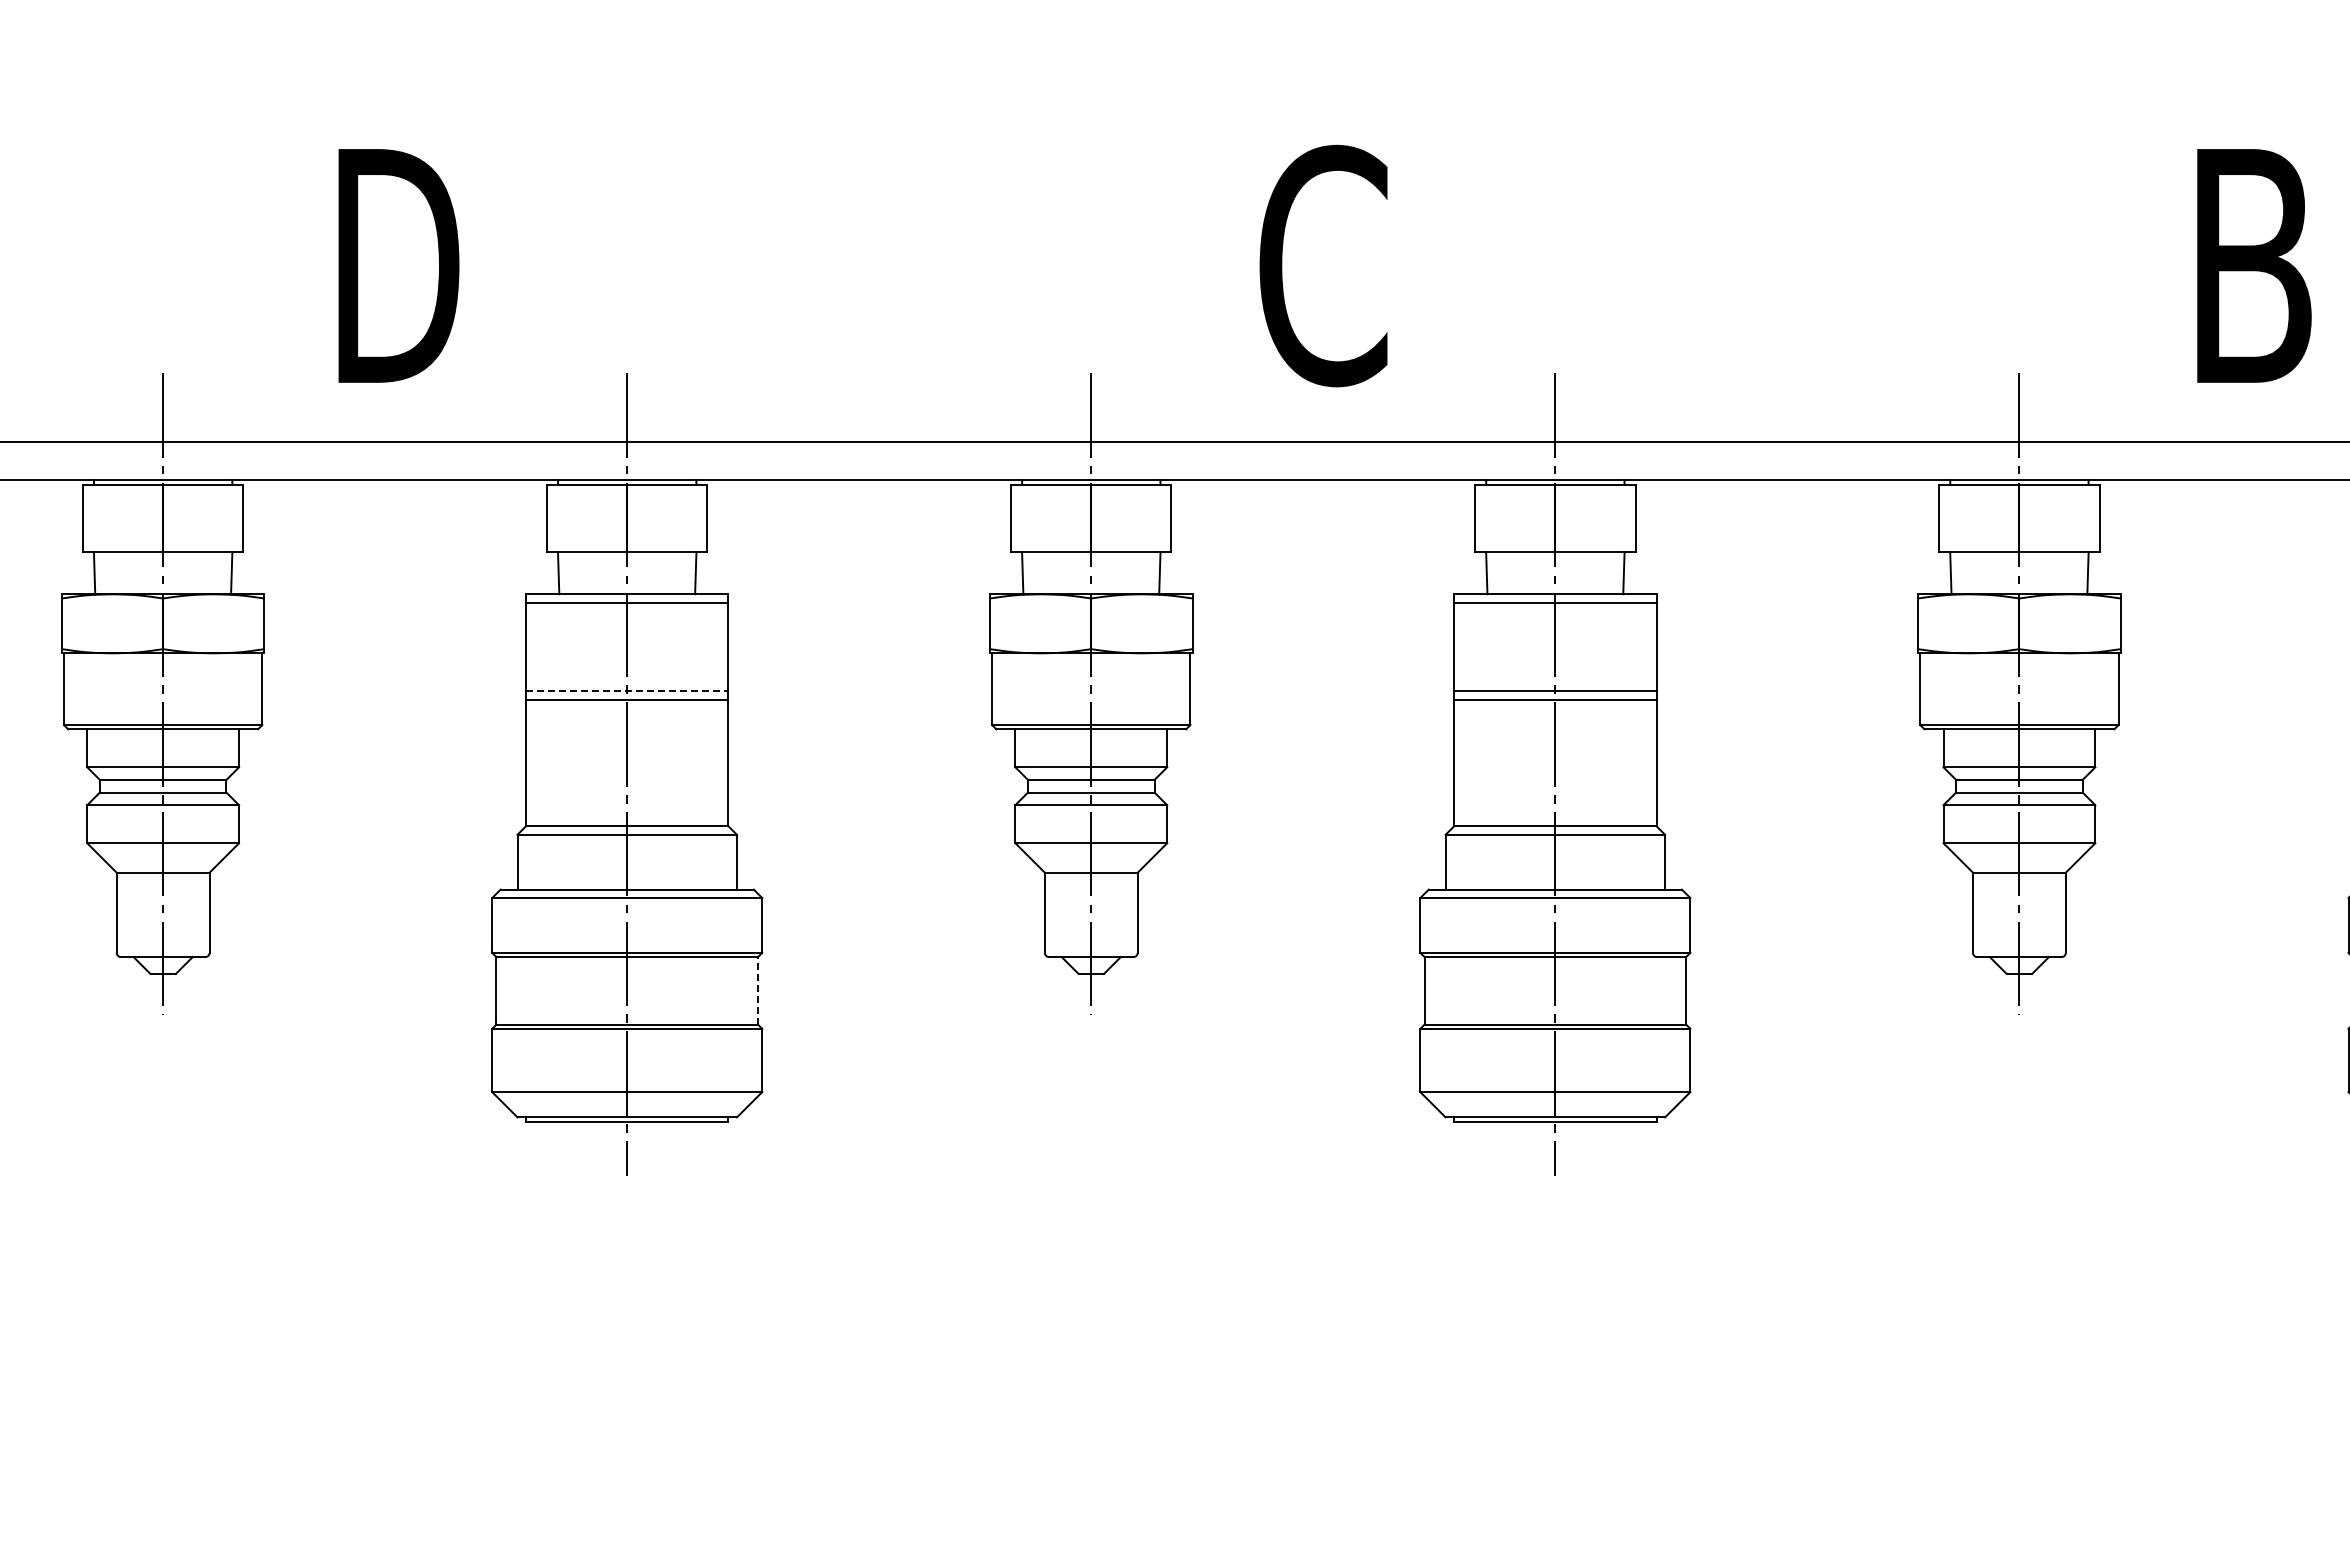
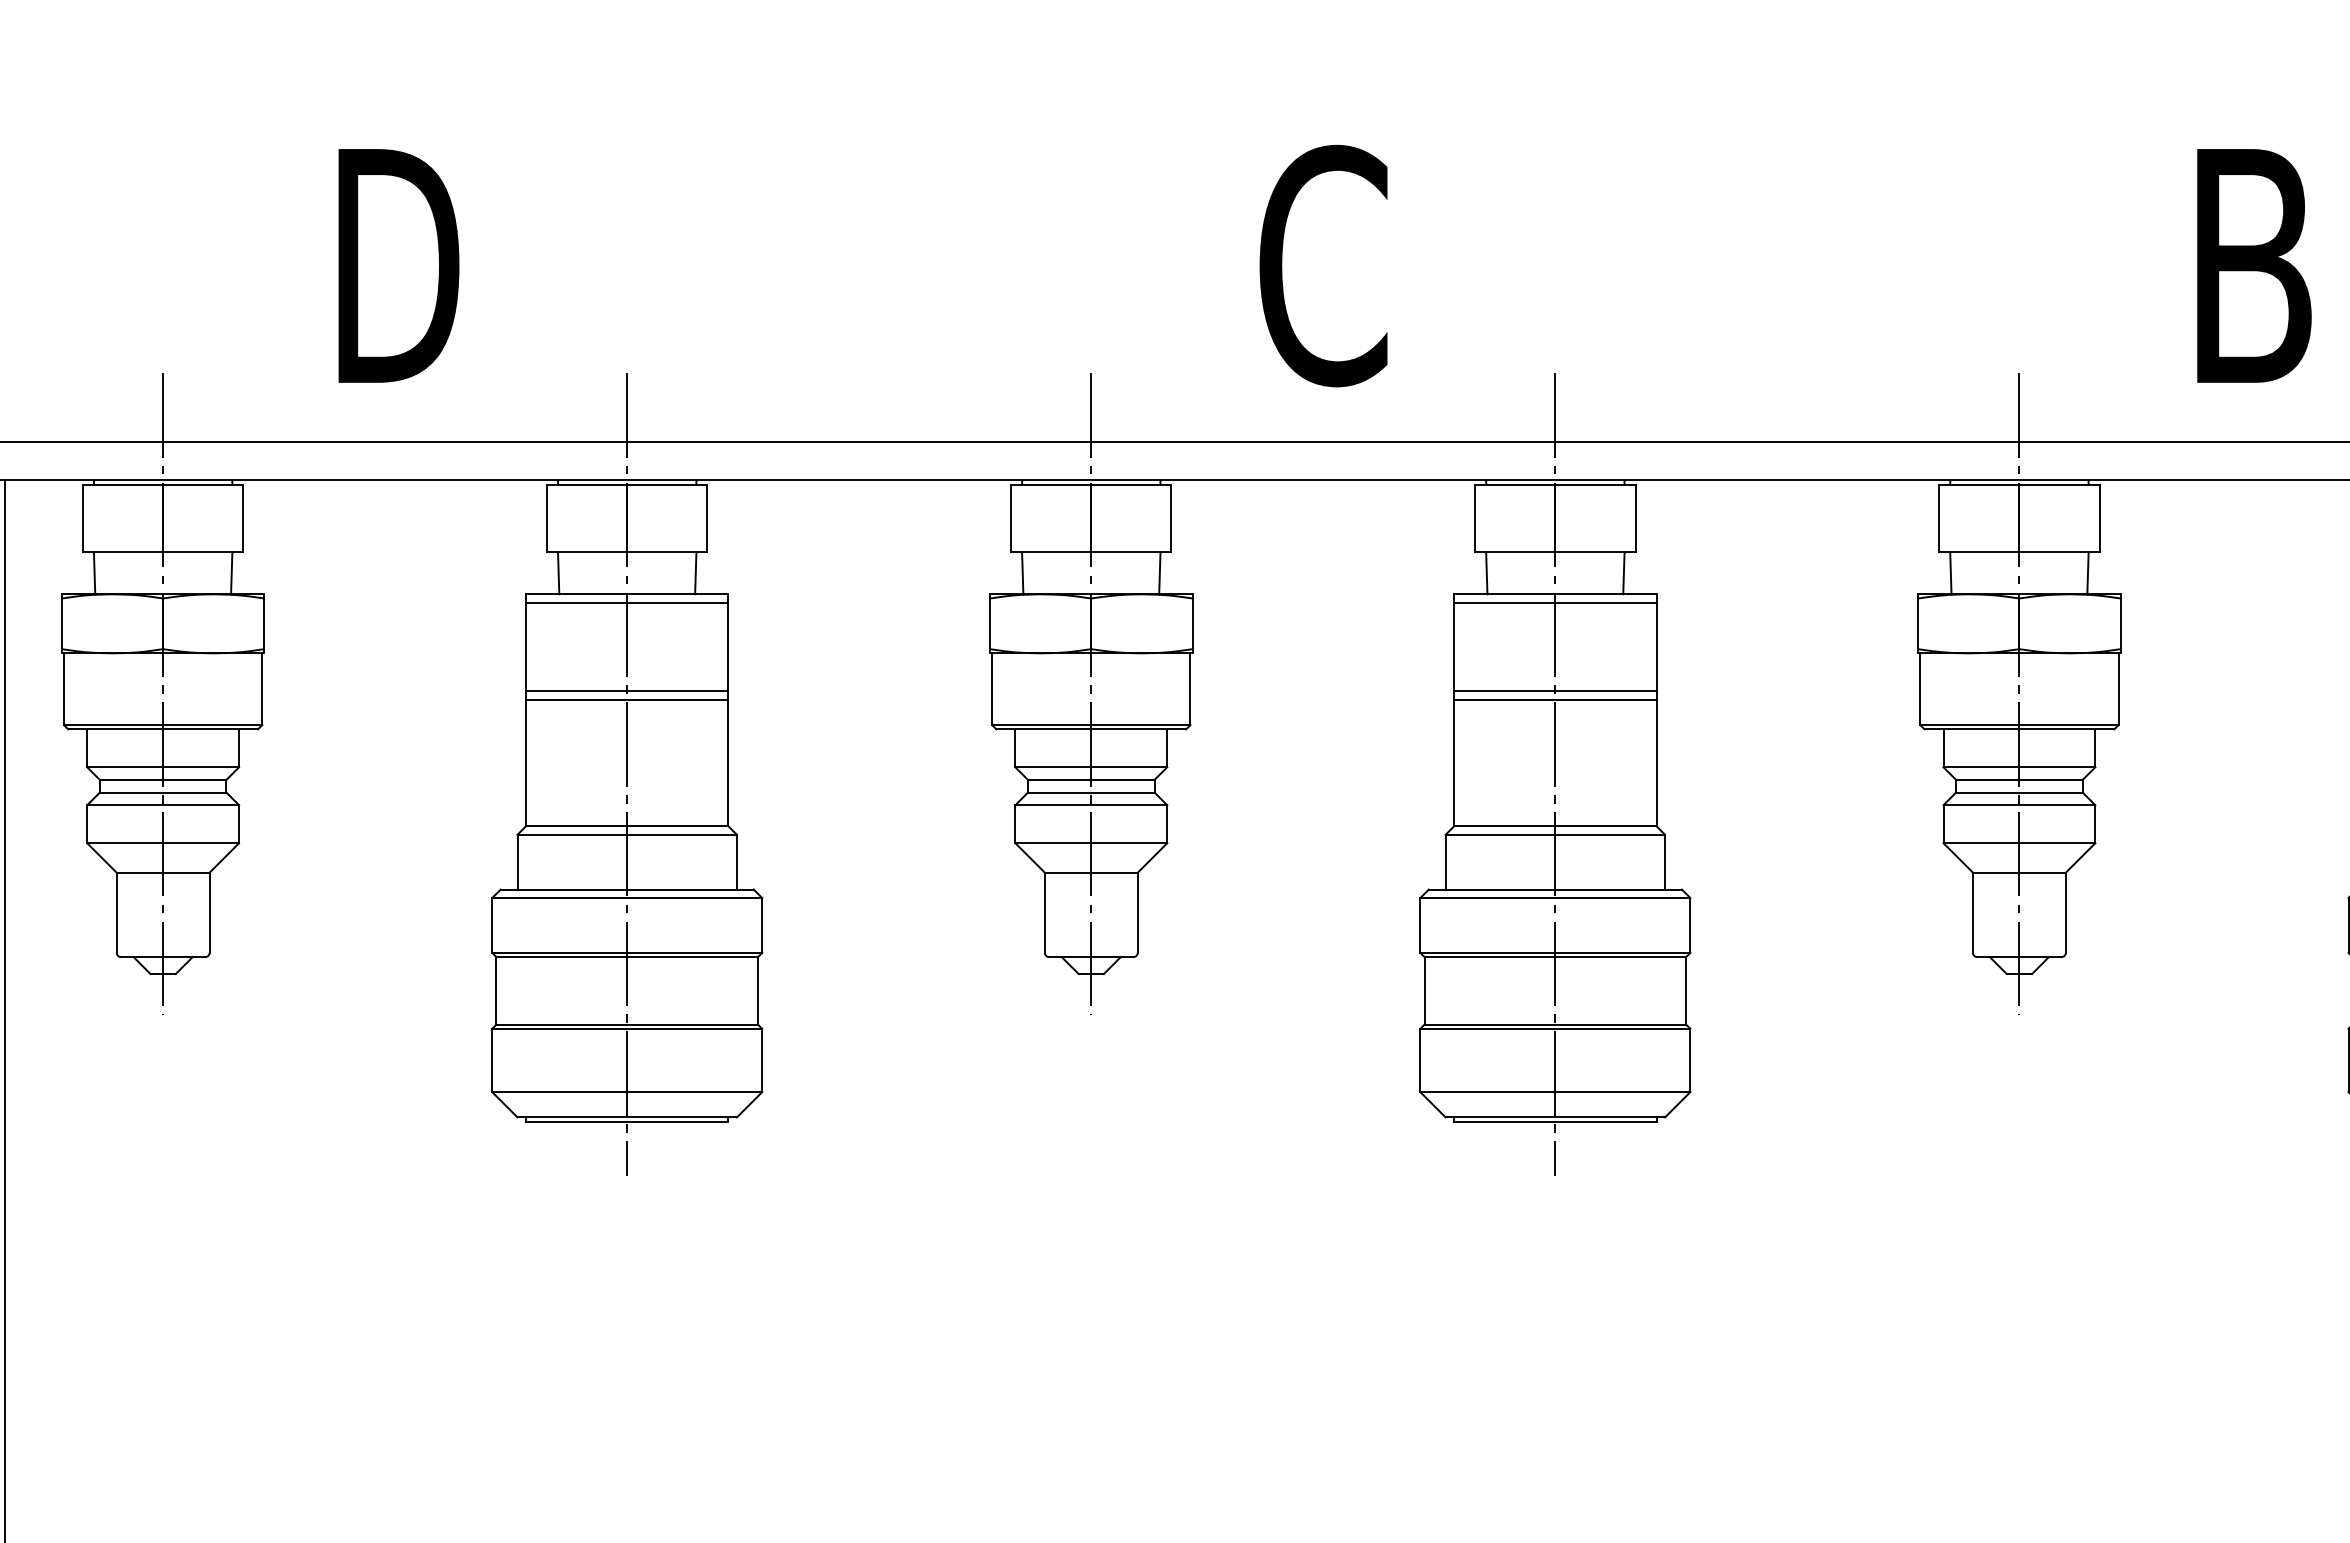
line: dashed -> solid (627, 691)
line: dashed -> solid (758, 990)
line: none -> present (5, 1009)
